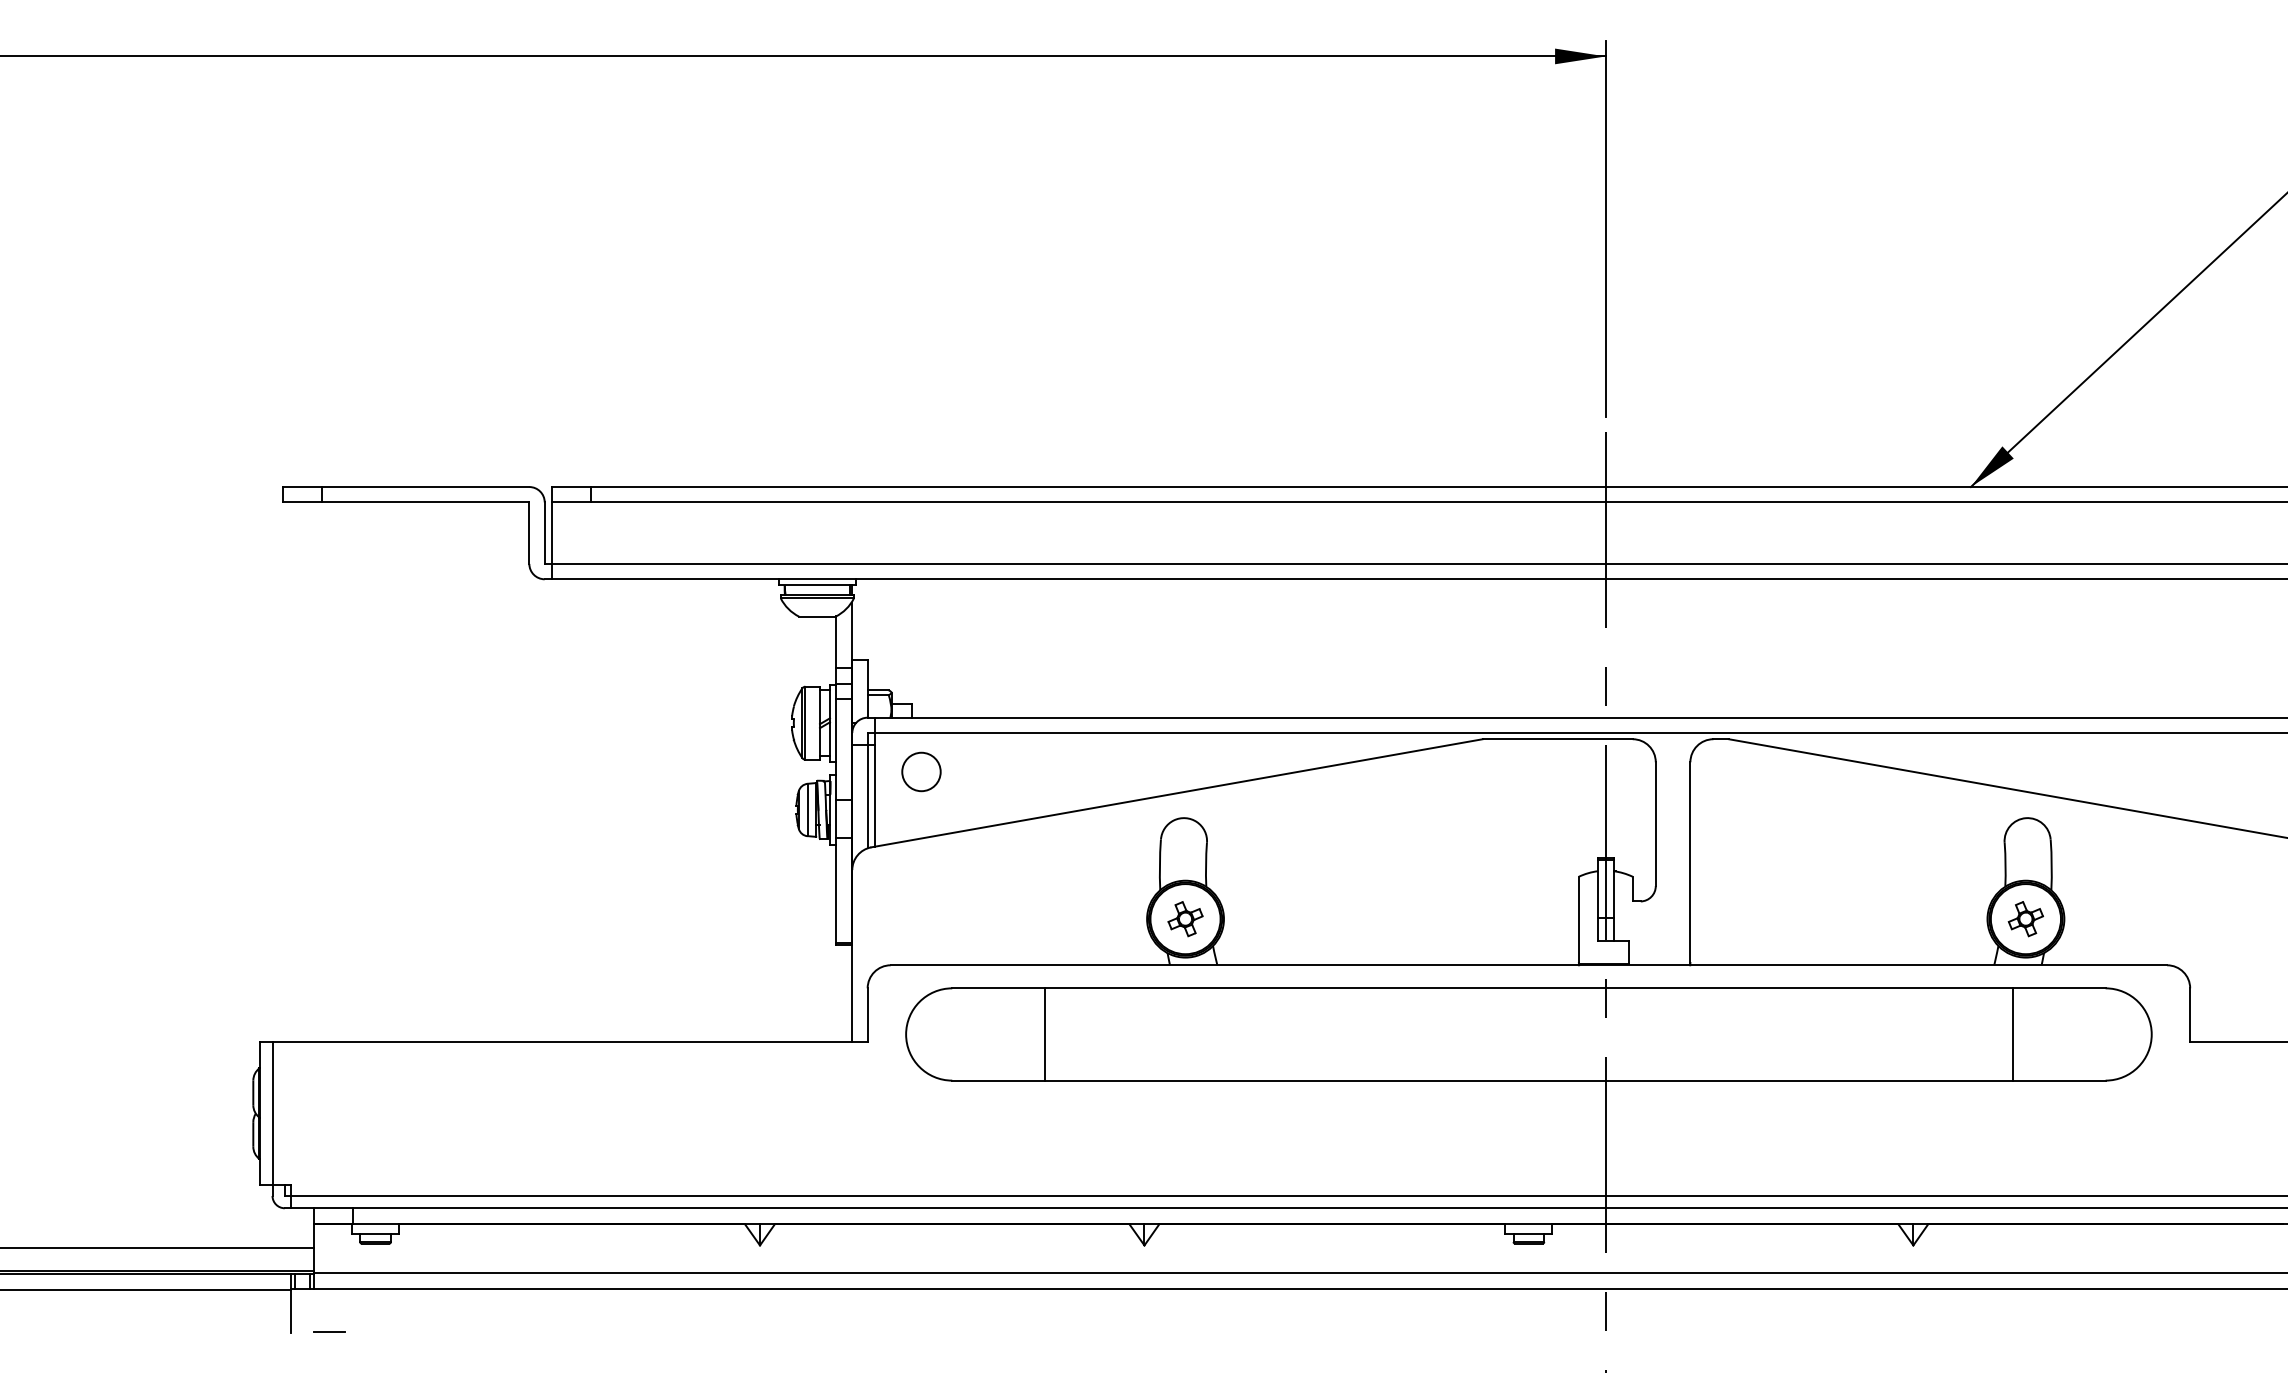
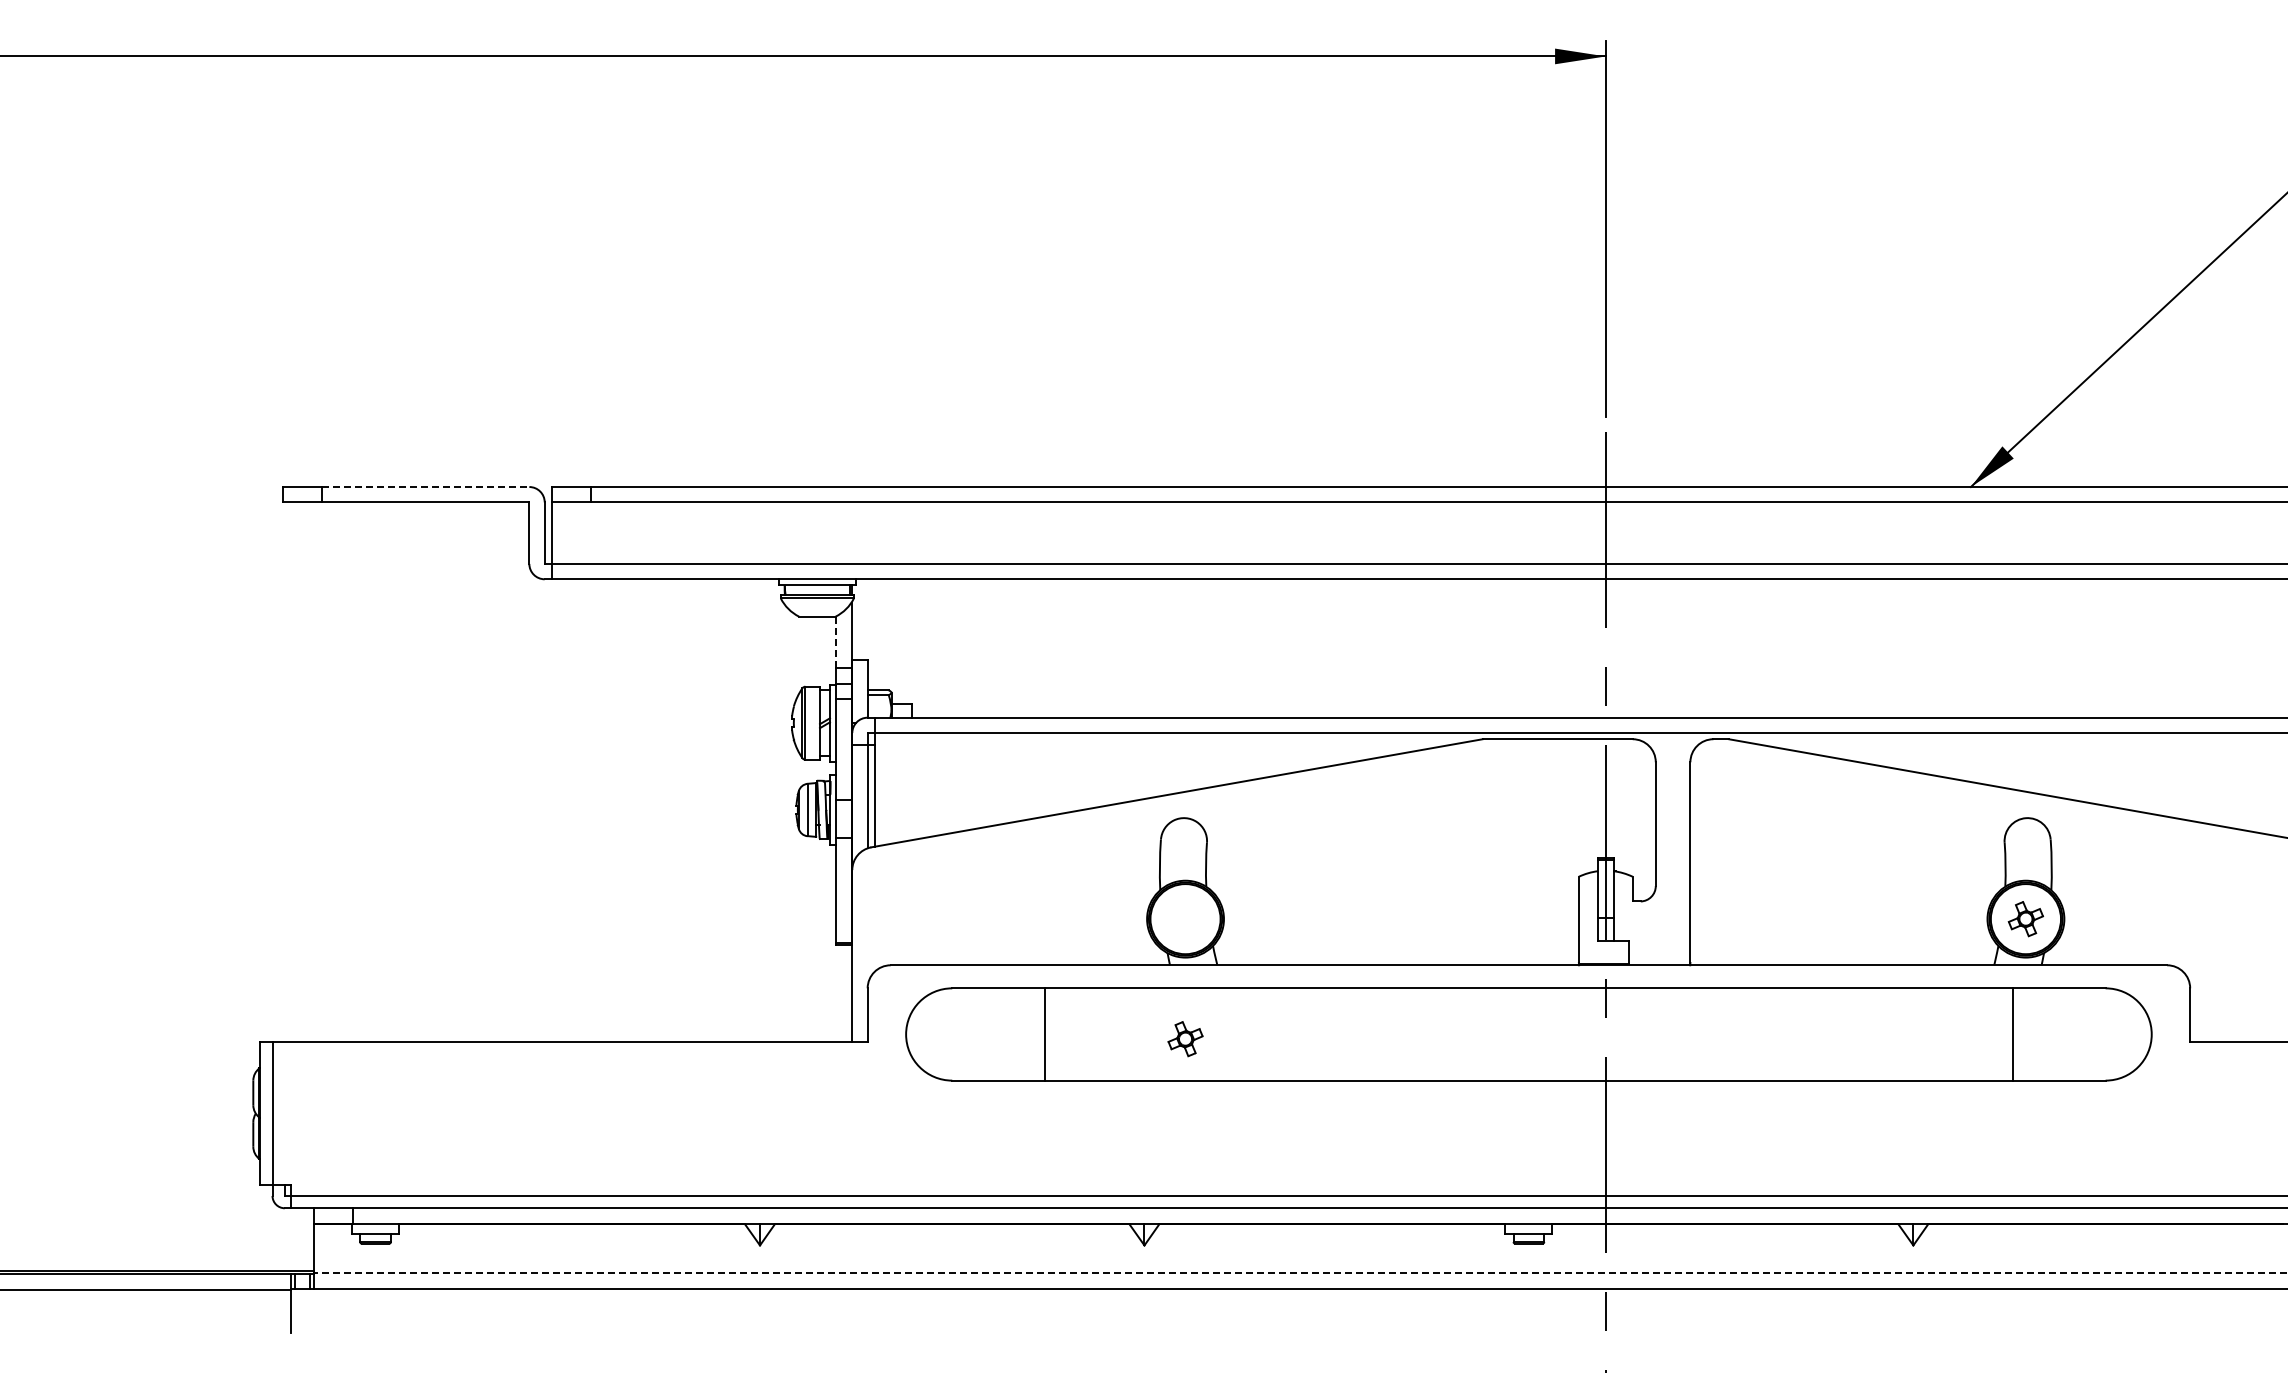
line: solid -> dashed (425, 487)
line: solid -> dashed (836, 641)
circle: present -> none (921, 771)
part position: (1185, 919) -> (1185, 1039) (1185, 1039)
line: present -> none (158, 1248)
line: solid -> dashed (1300, 1272)
line: present -> none (329, 1331)
